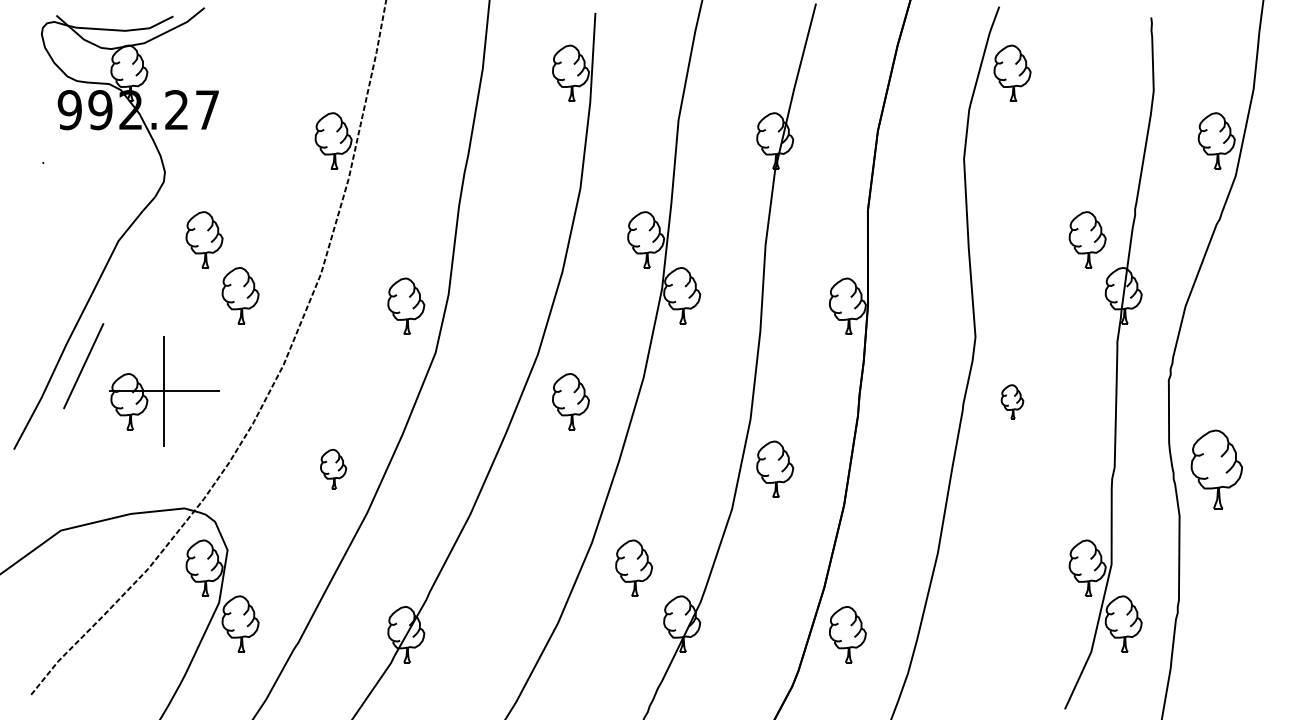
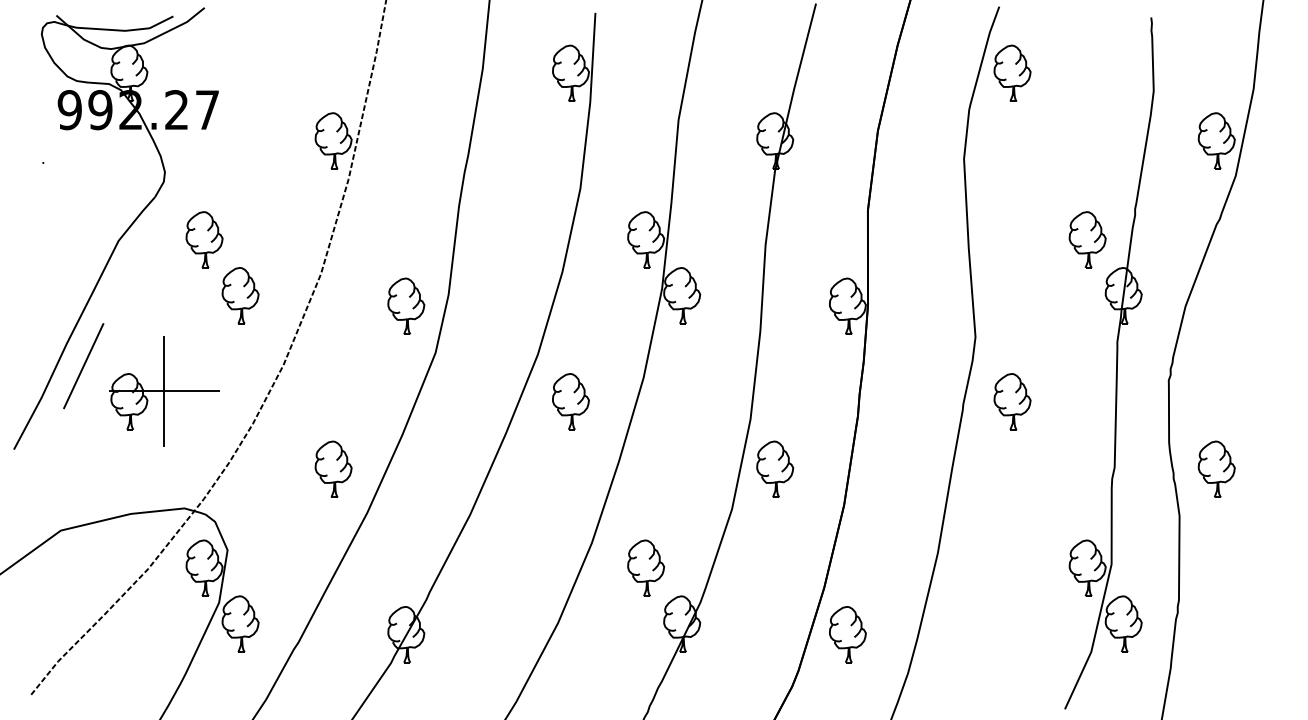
part size: 25x36 px -> 39x58 px (1012, 401)
part size: 28x42 px -> 39x58 px (333, 468)
part size: 54x81 px -> 39x58 px (1216, 468)
part position: (633, 567) -> (645, 567) (645, 567)
